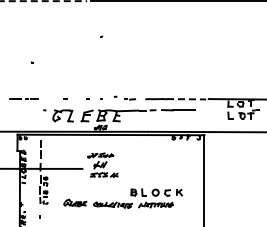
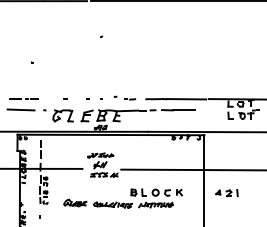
line: dashed -> solid (44, 1)
line: dashed -> solid (186, 99)
line: none -> present (20, 109)
line: none -> present (192, 169)
part: none -> present (226, 193)
